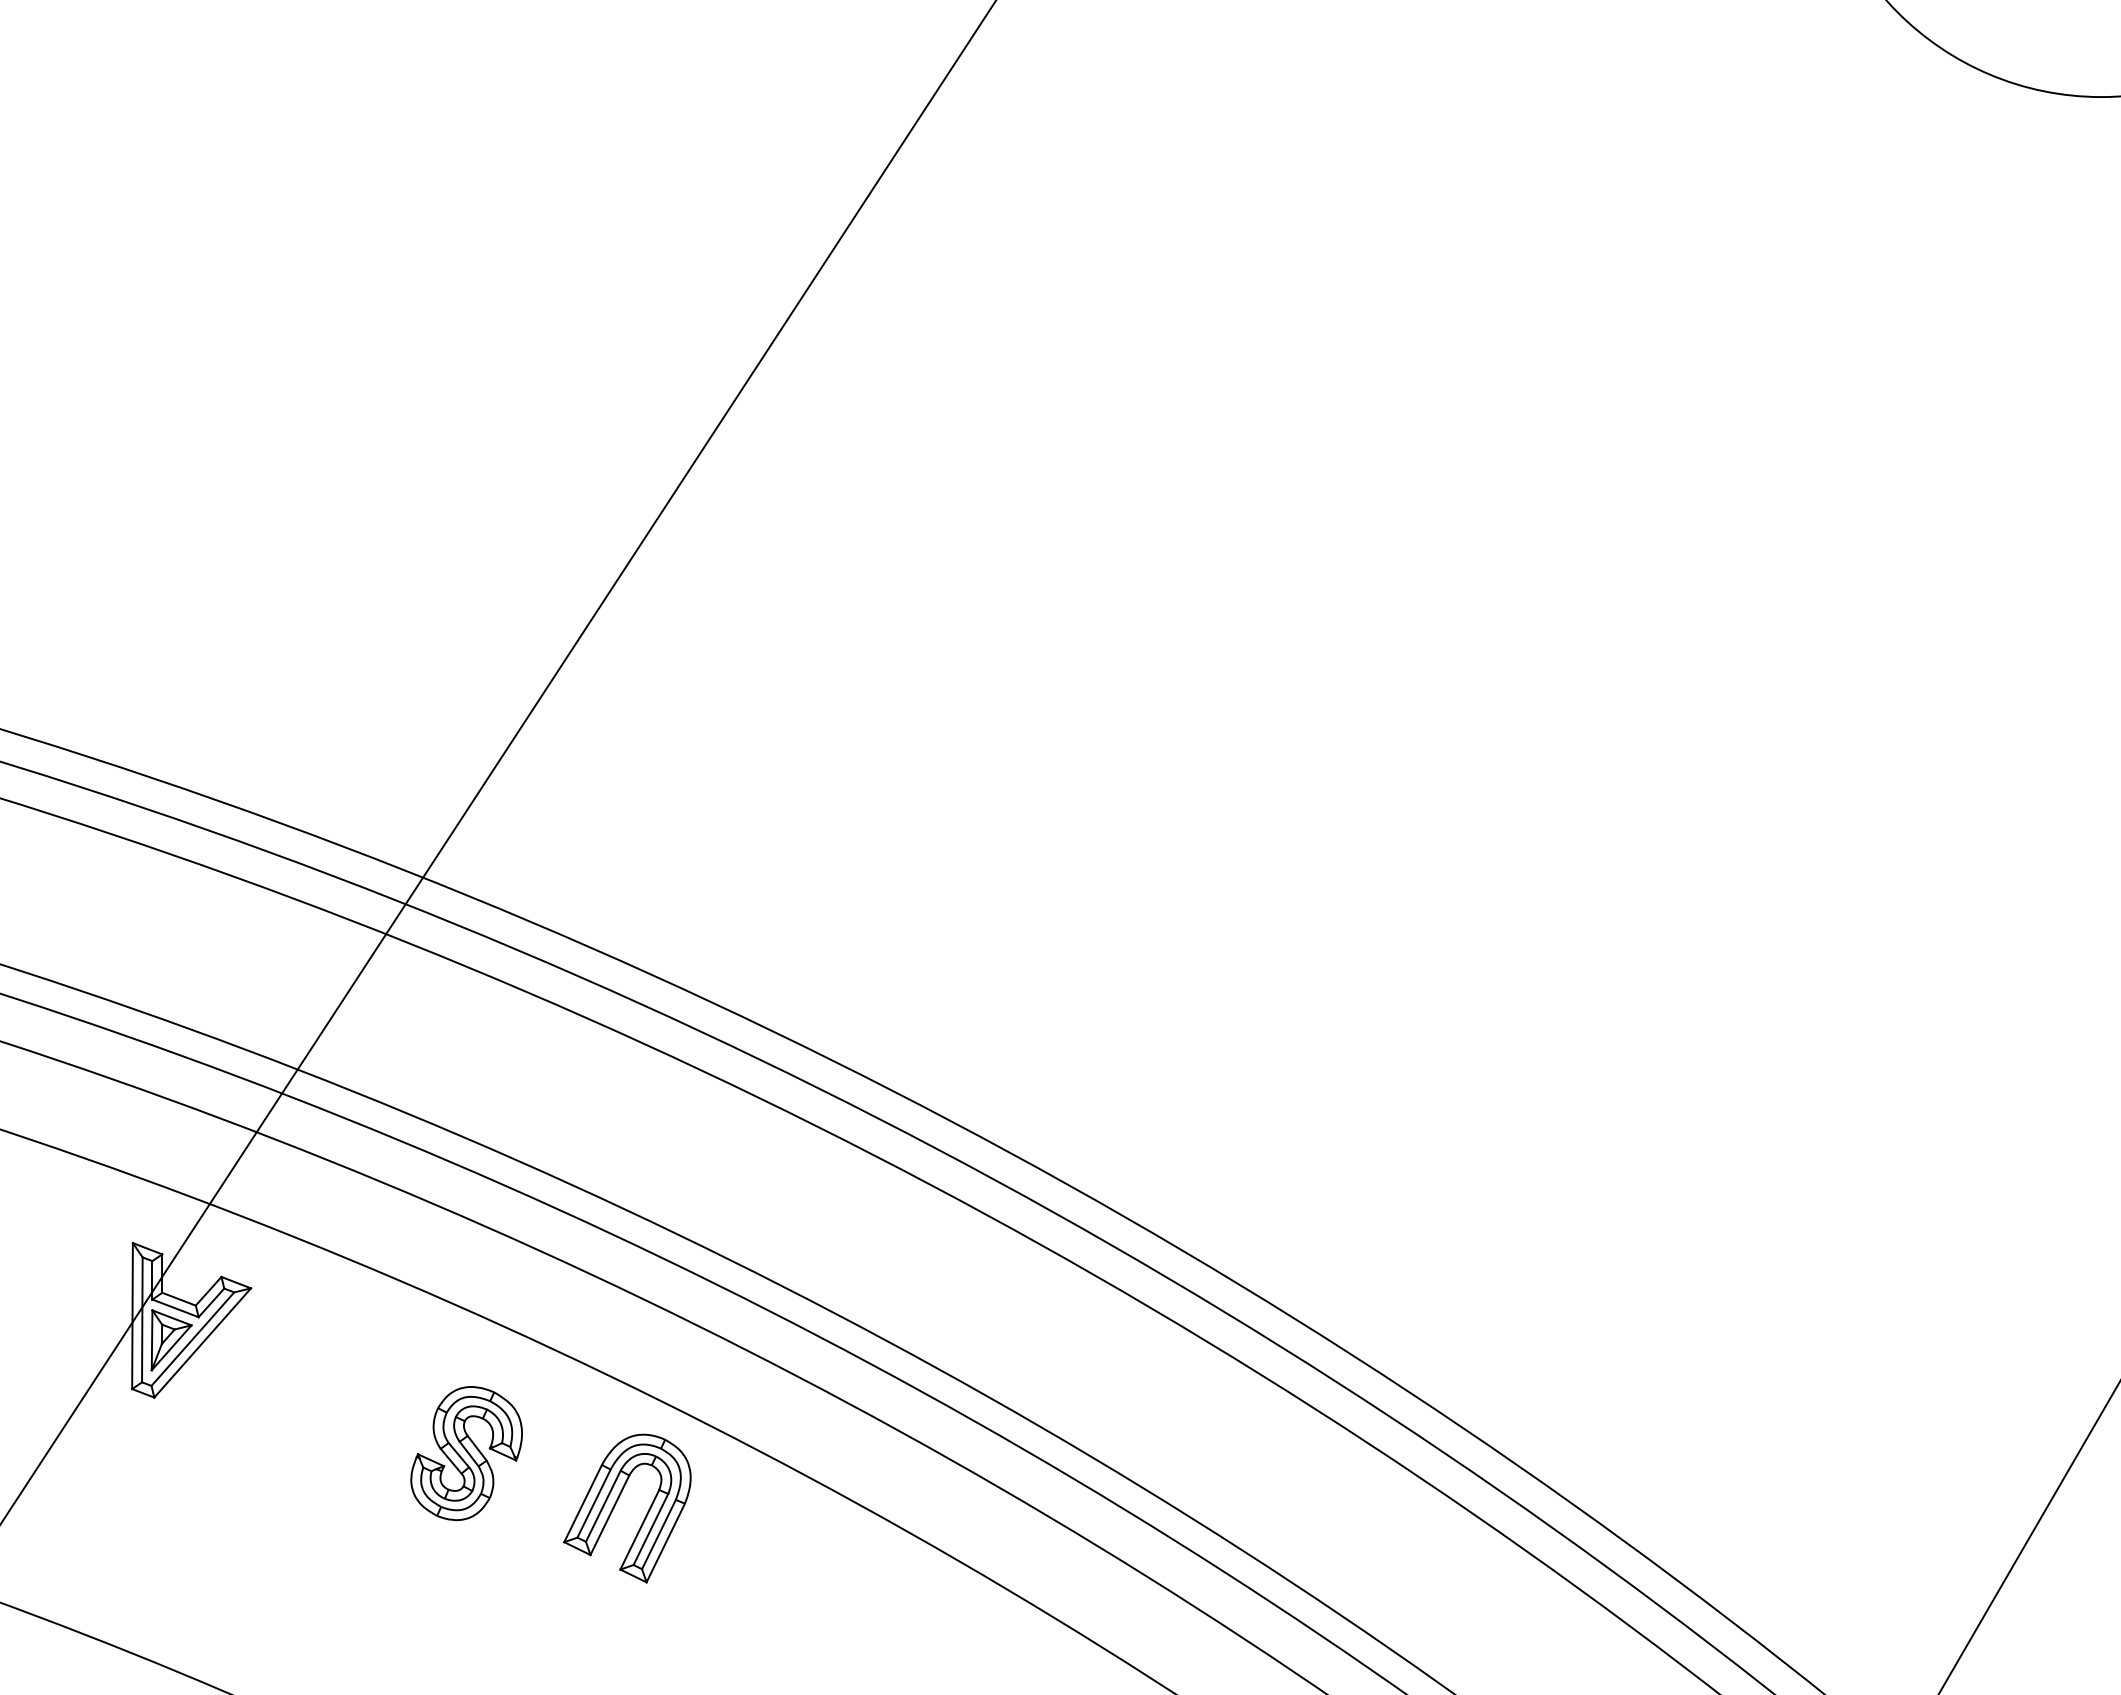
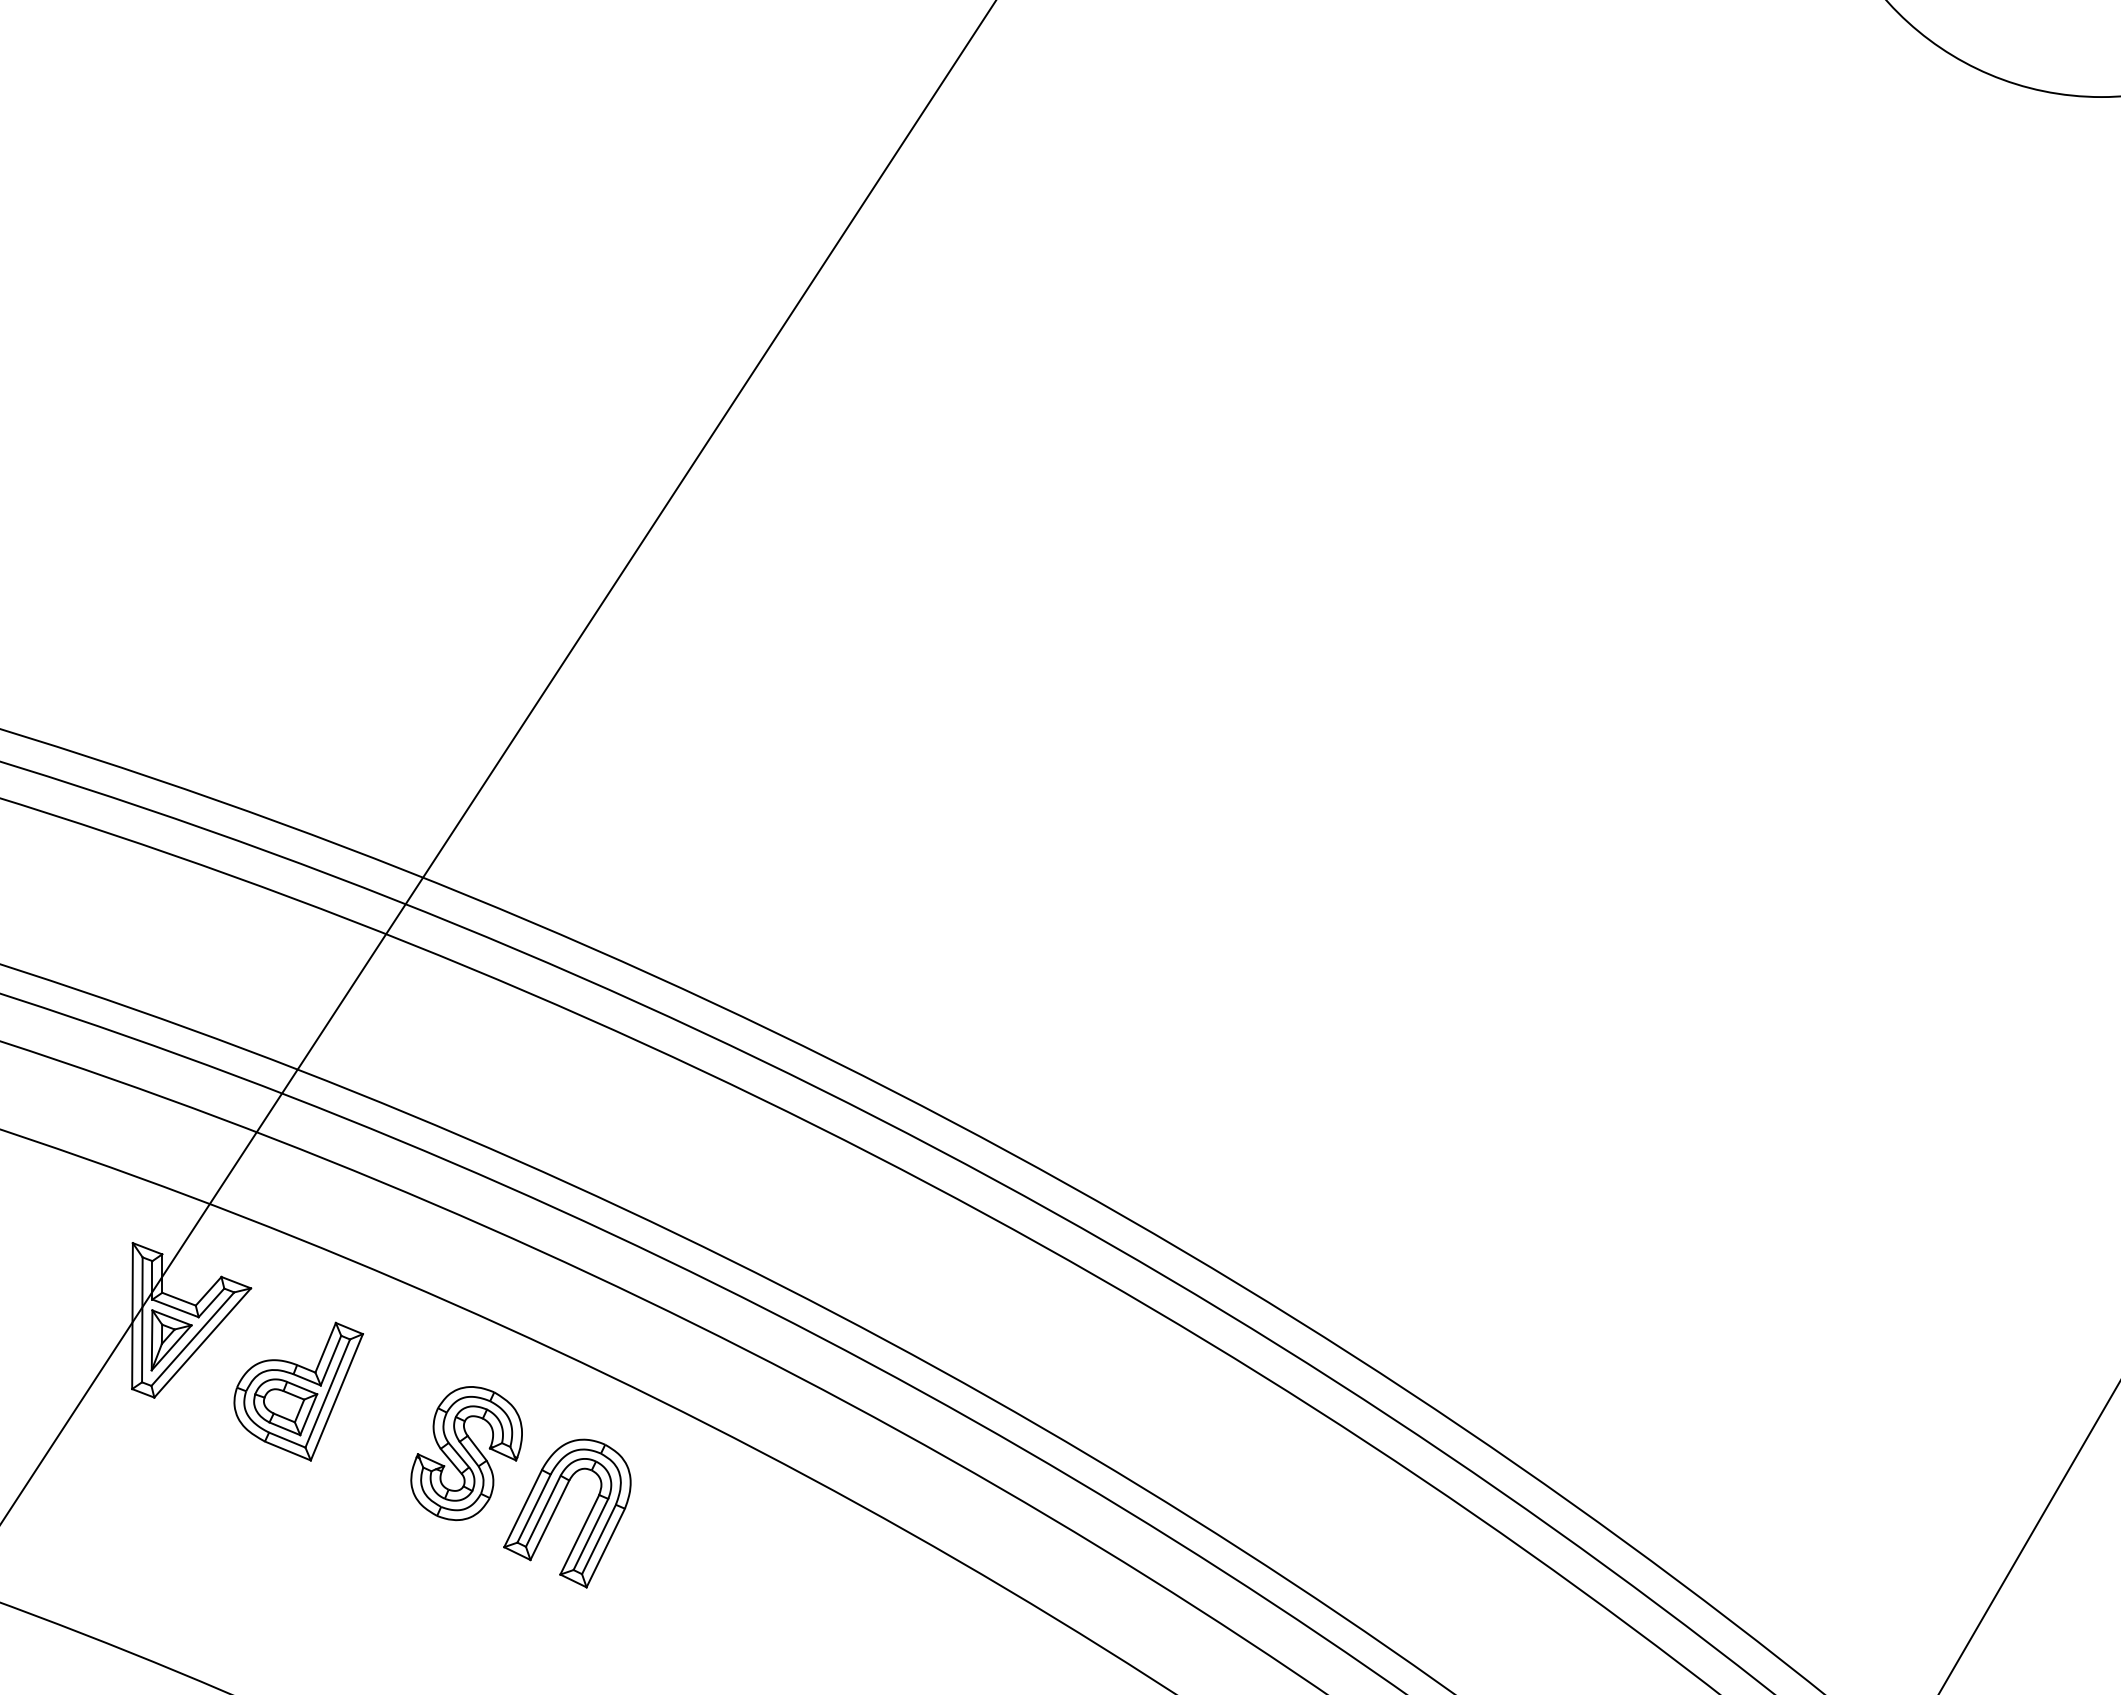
part: none -> present (298, 1391)
part position: (617, 1502) -> (557, 1507) (557, 1507)
